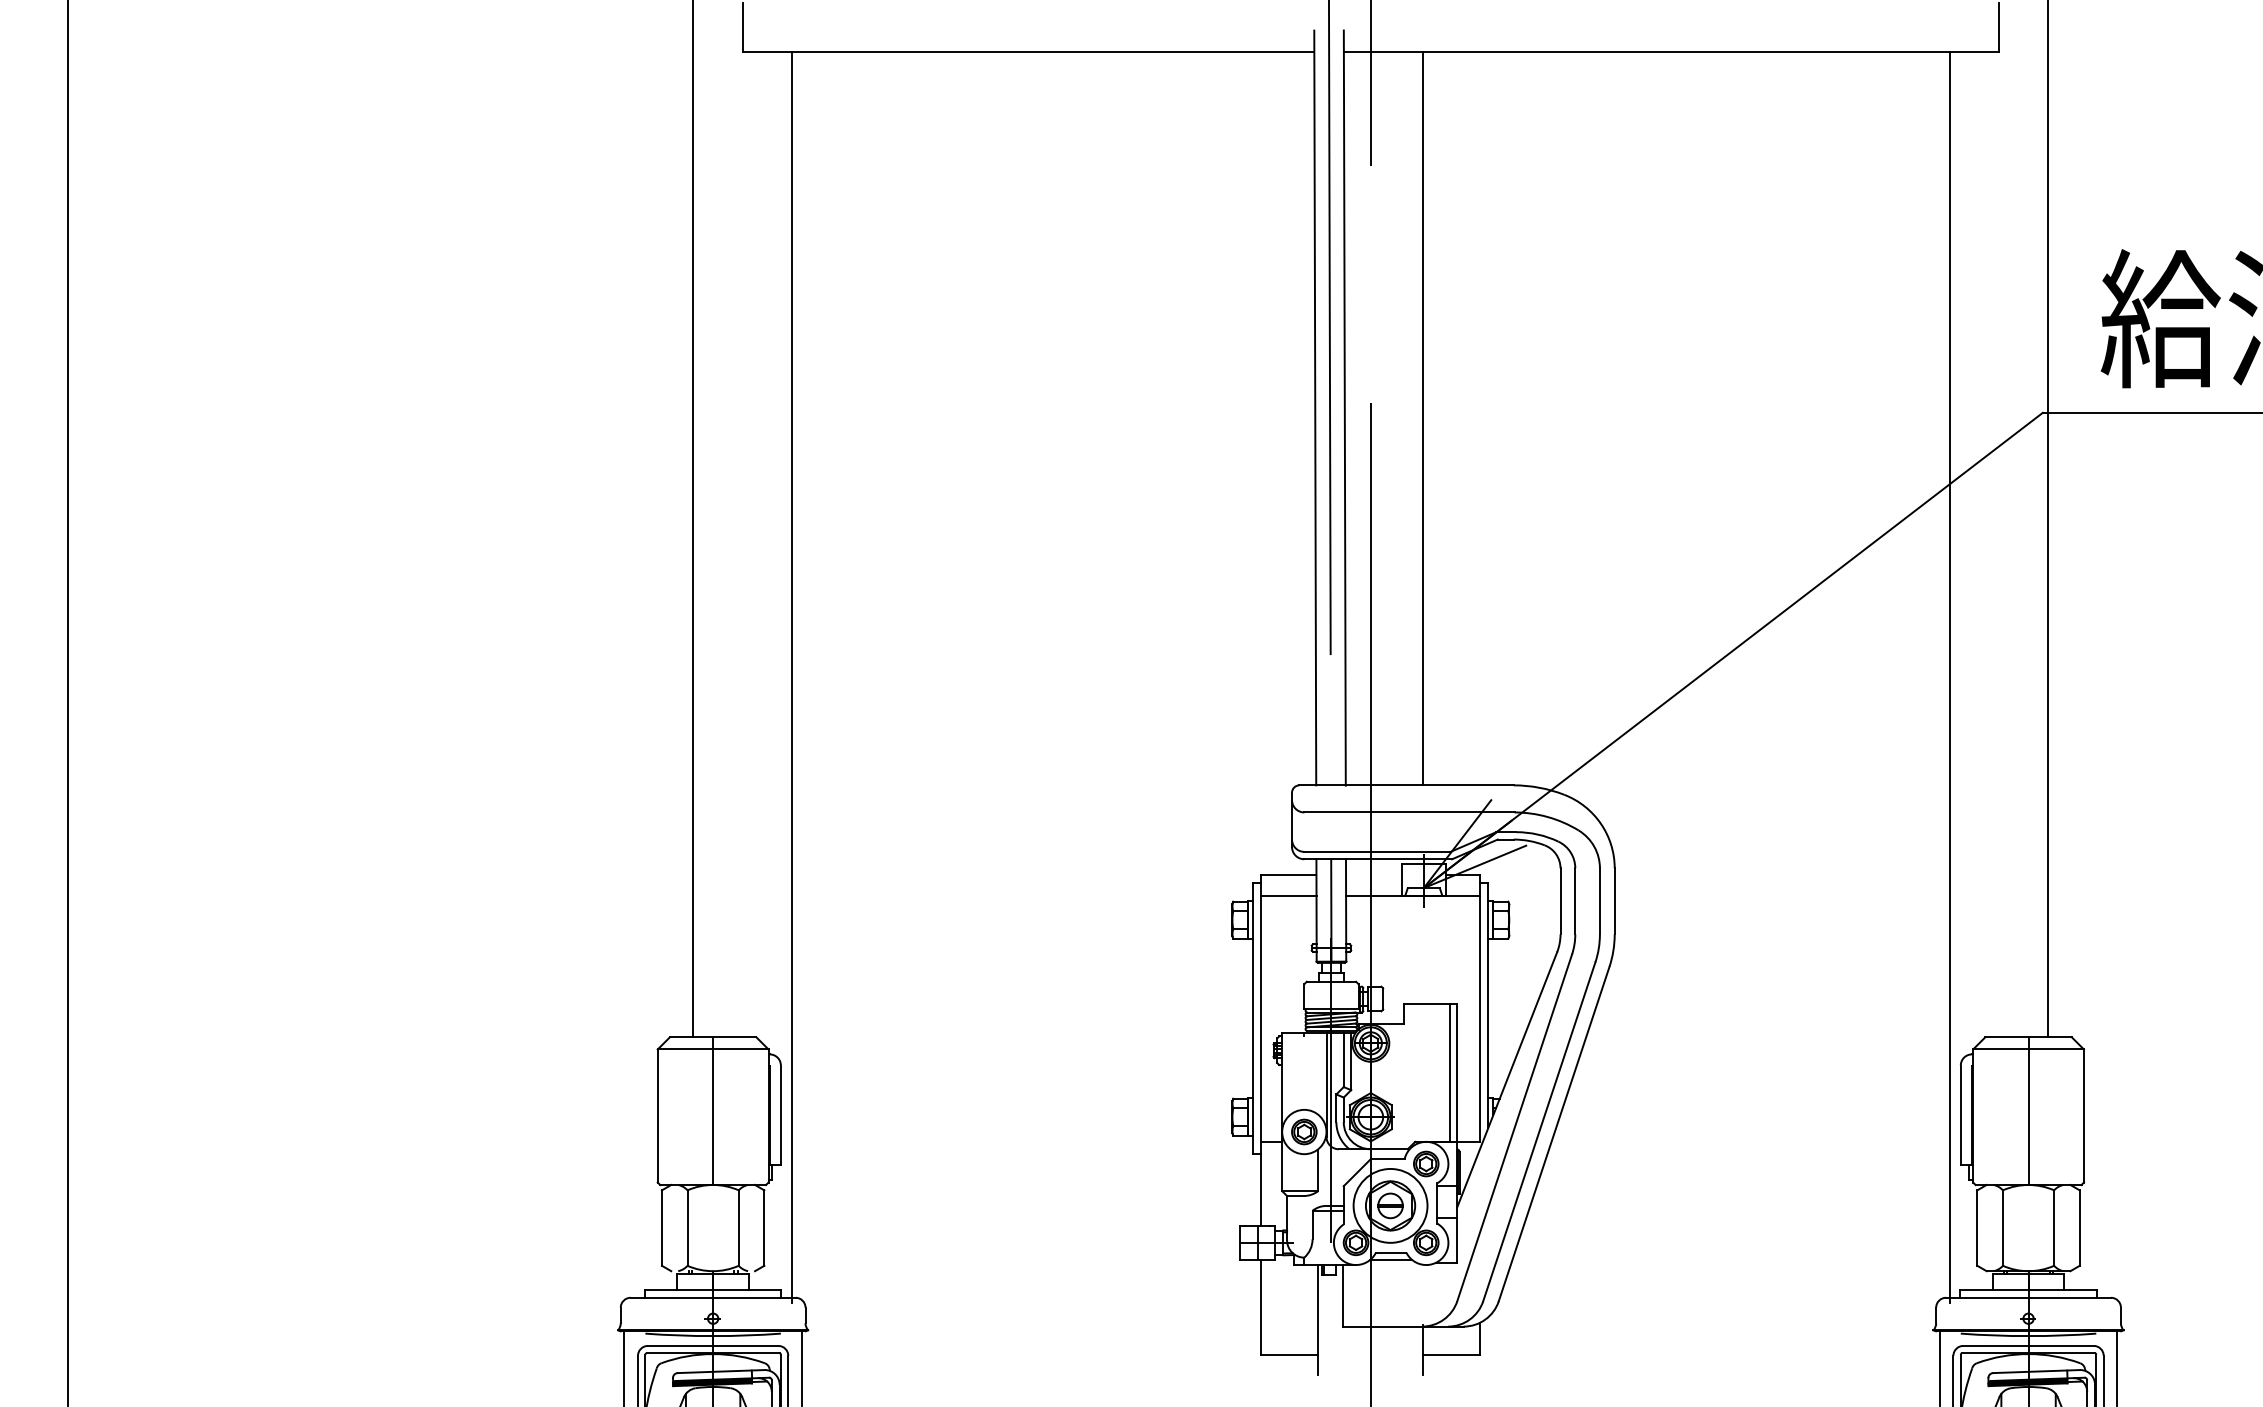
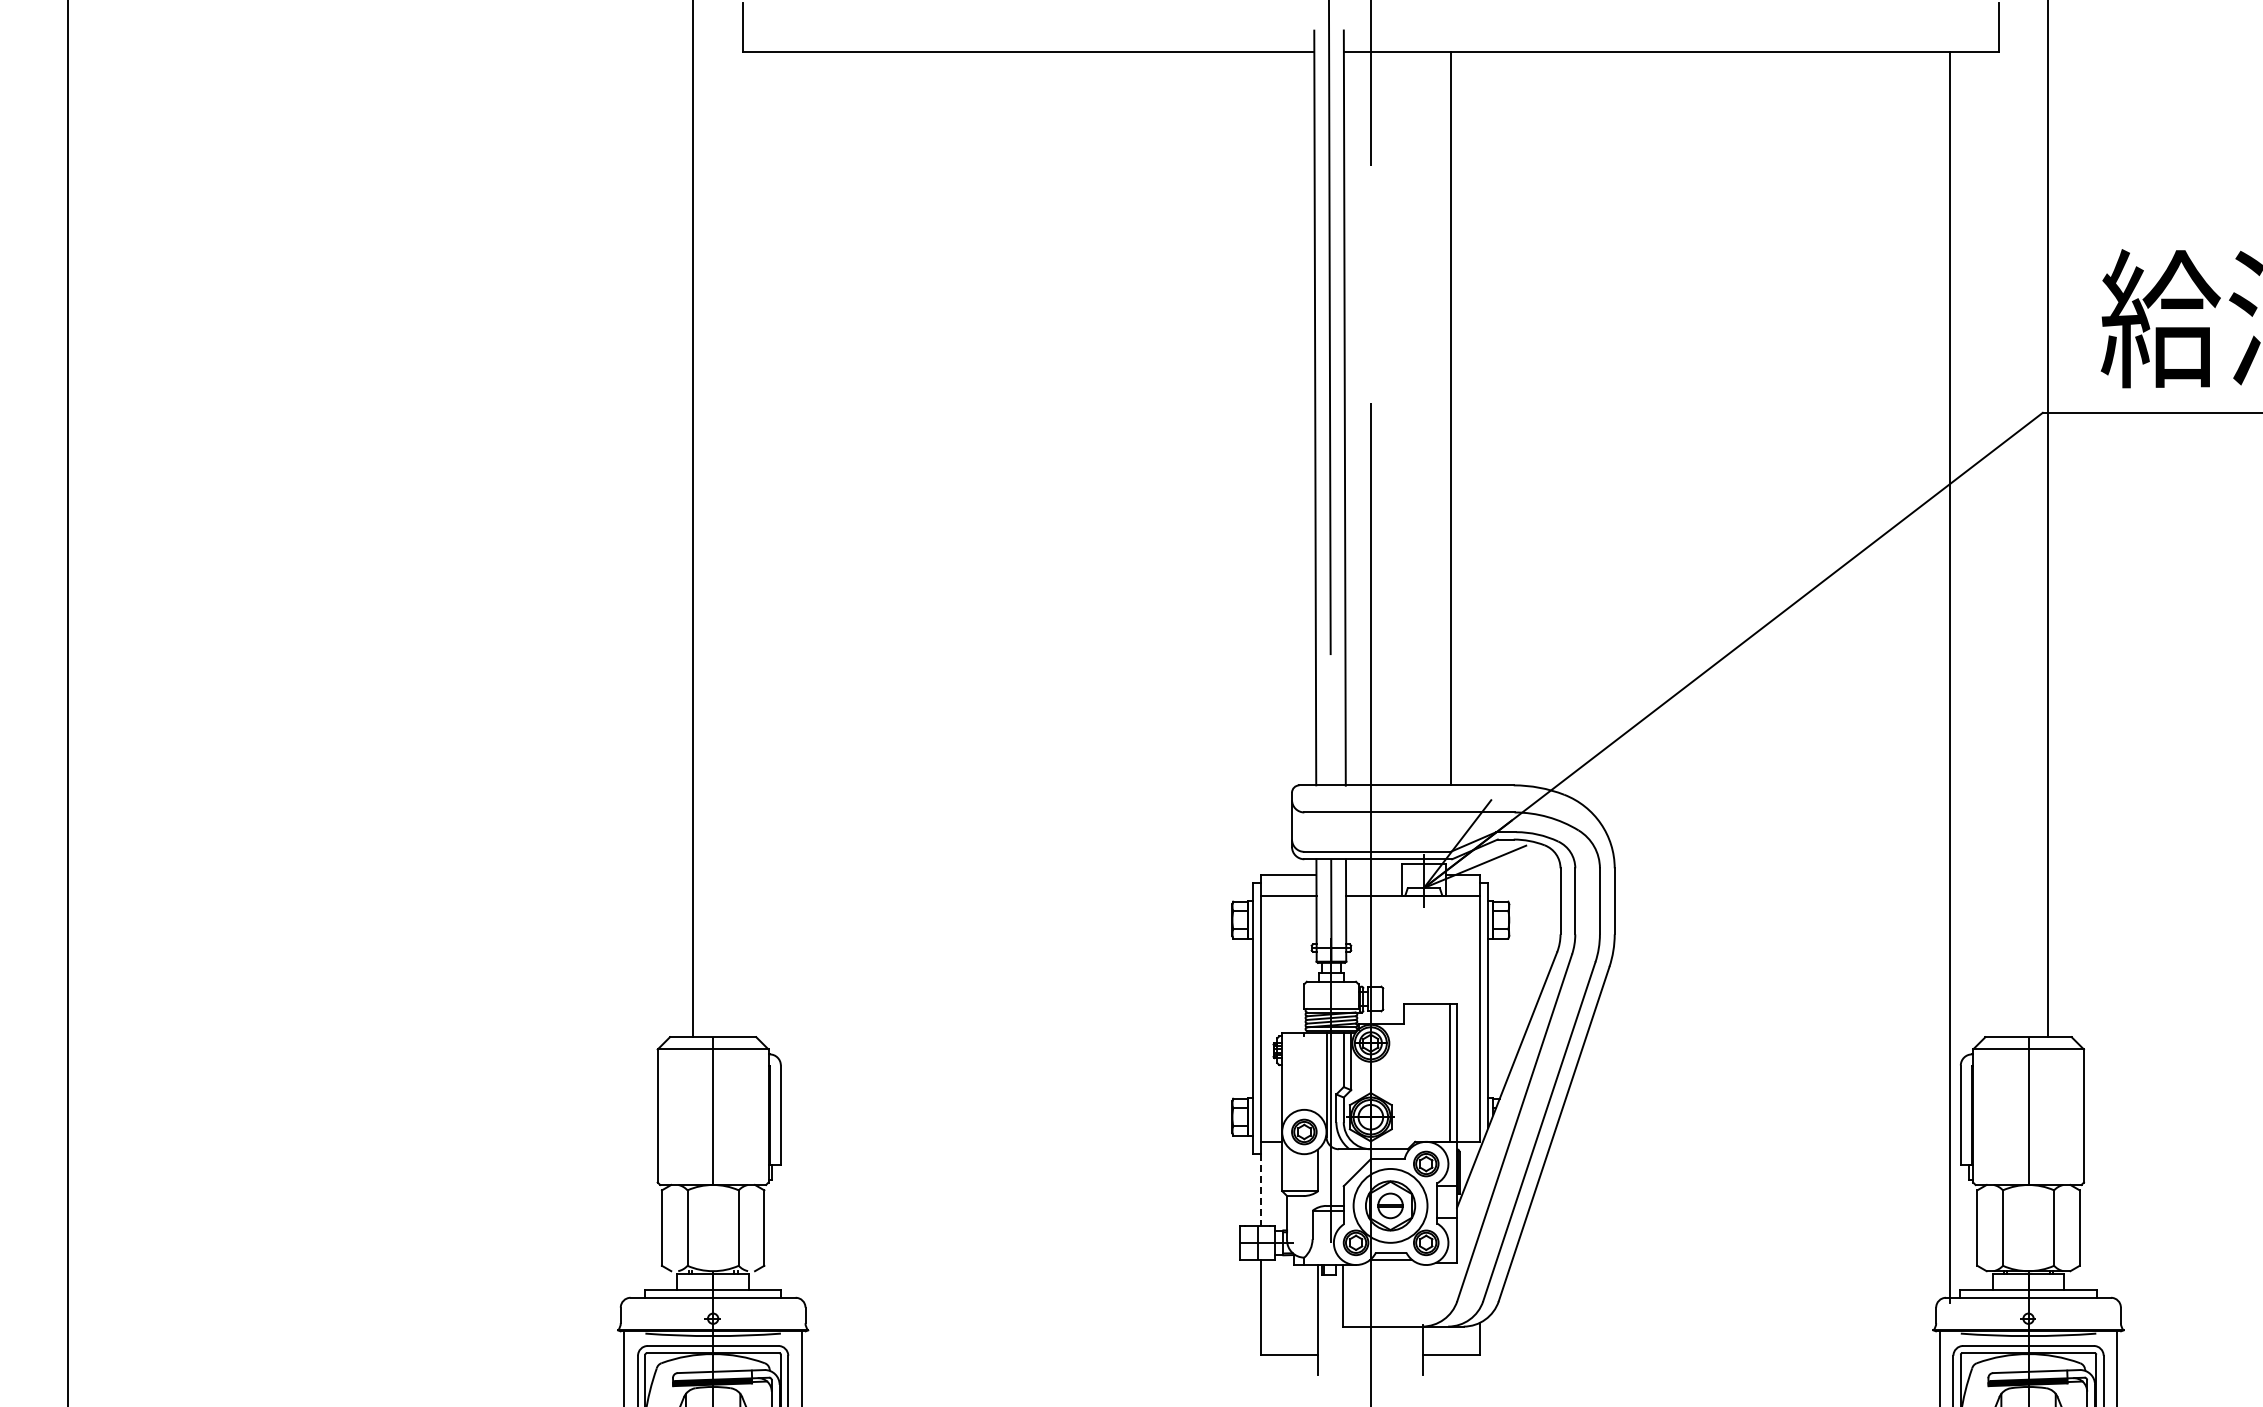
line position: (1423, 418) -> (1451, 418) (1451, 418)
line: present -> none (791, 677)
line: solid -> dashed (1261, 1189)
